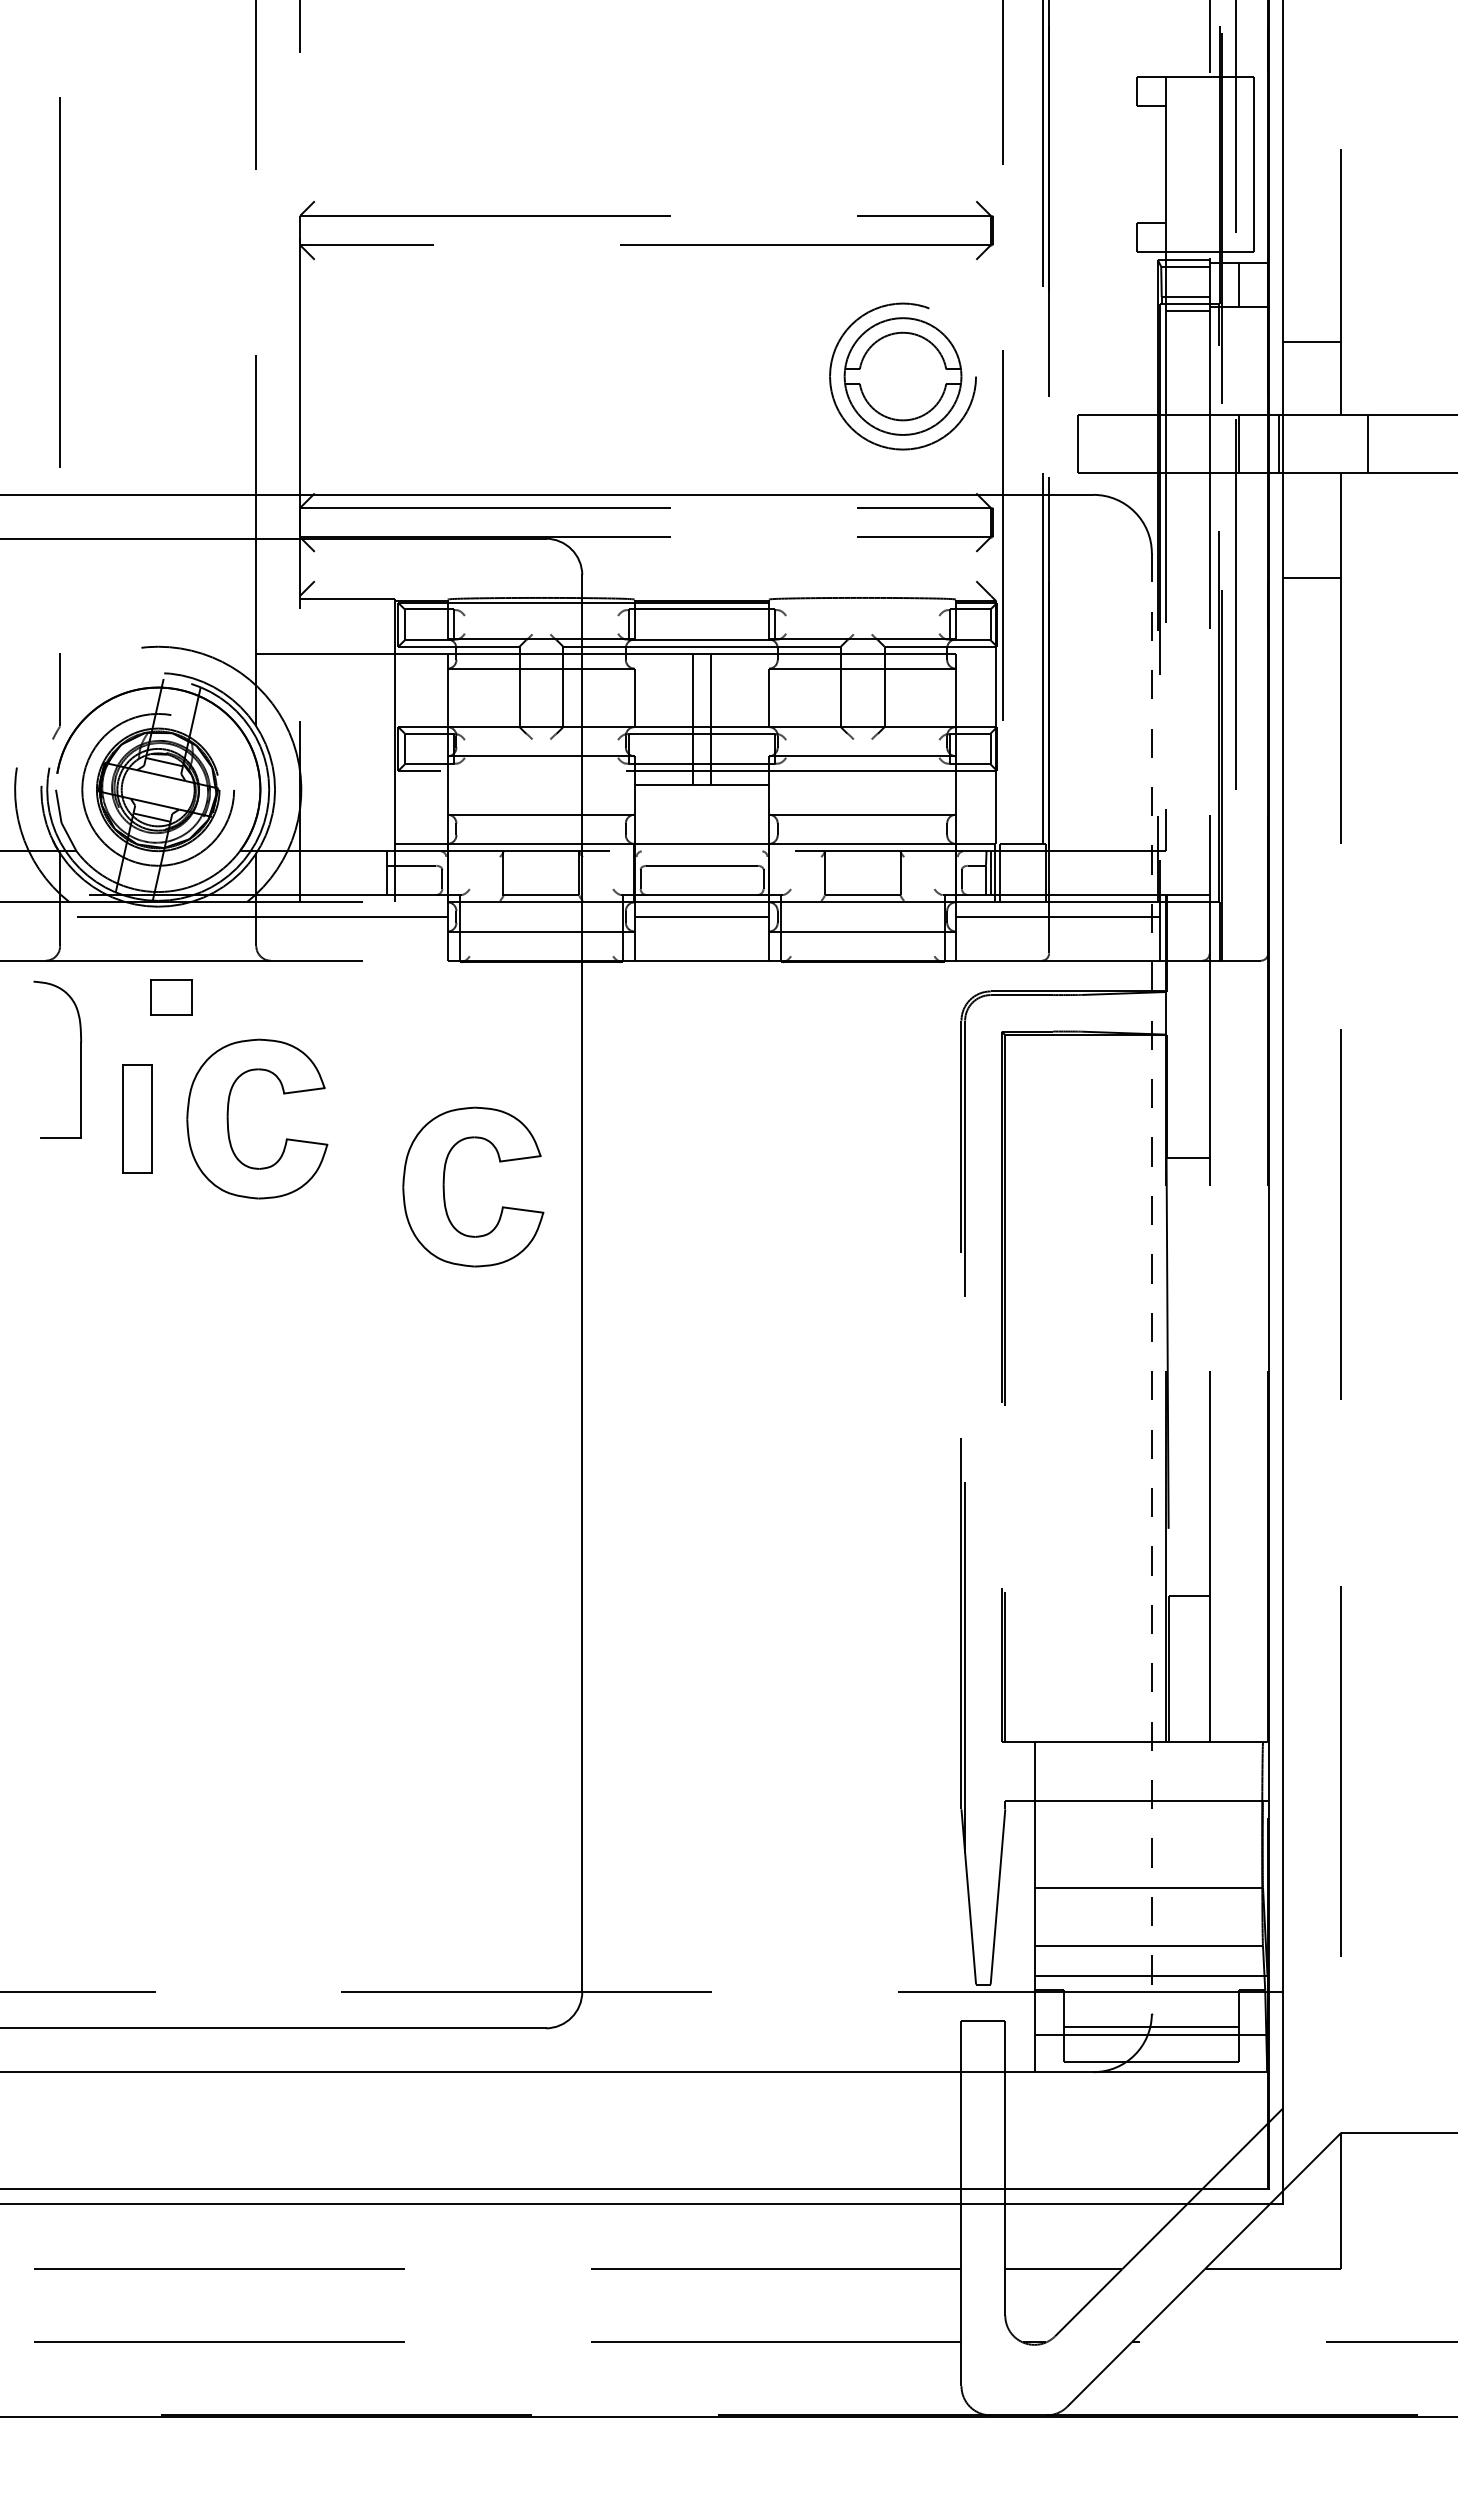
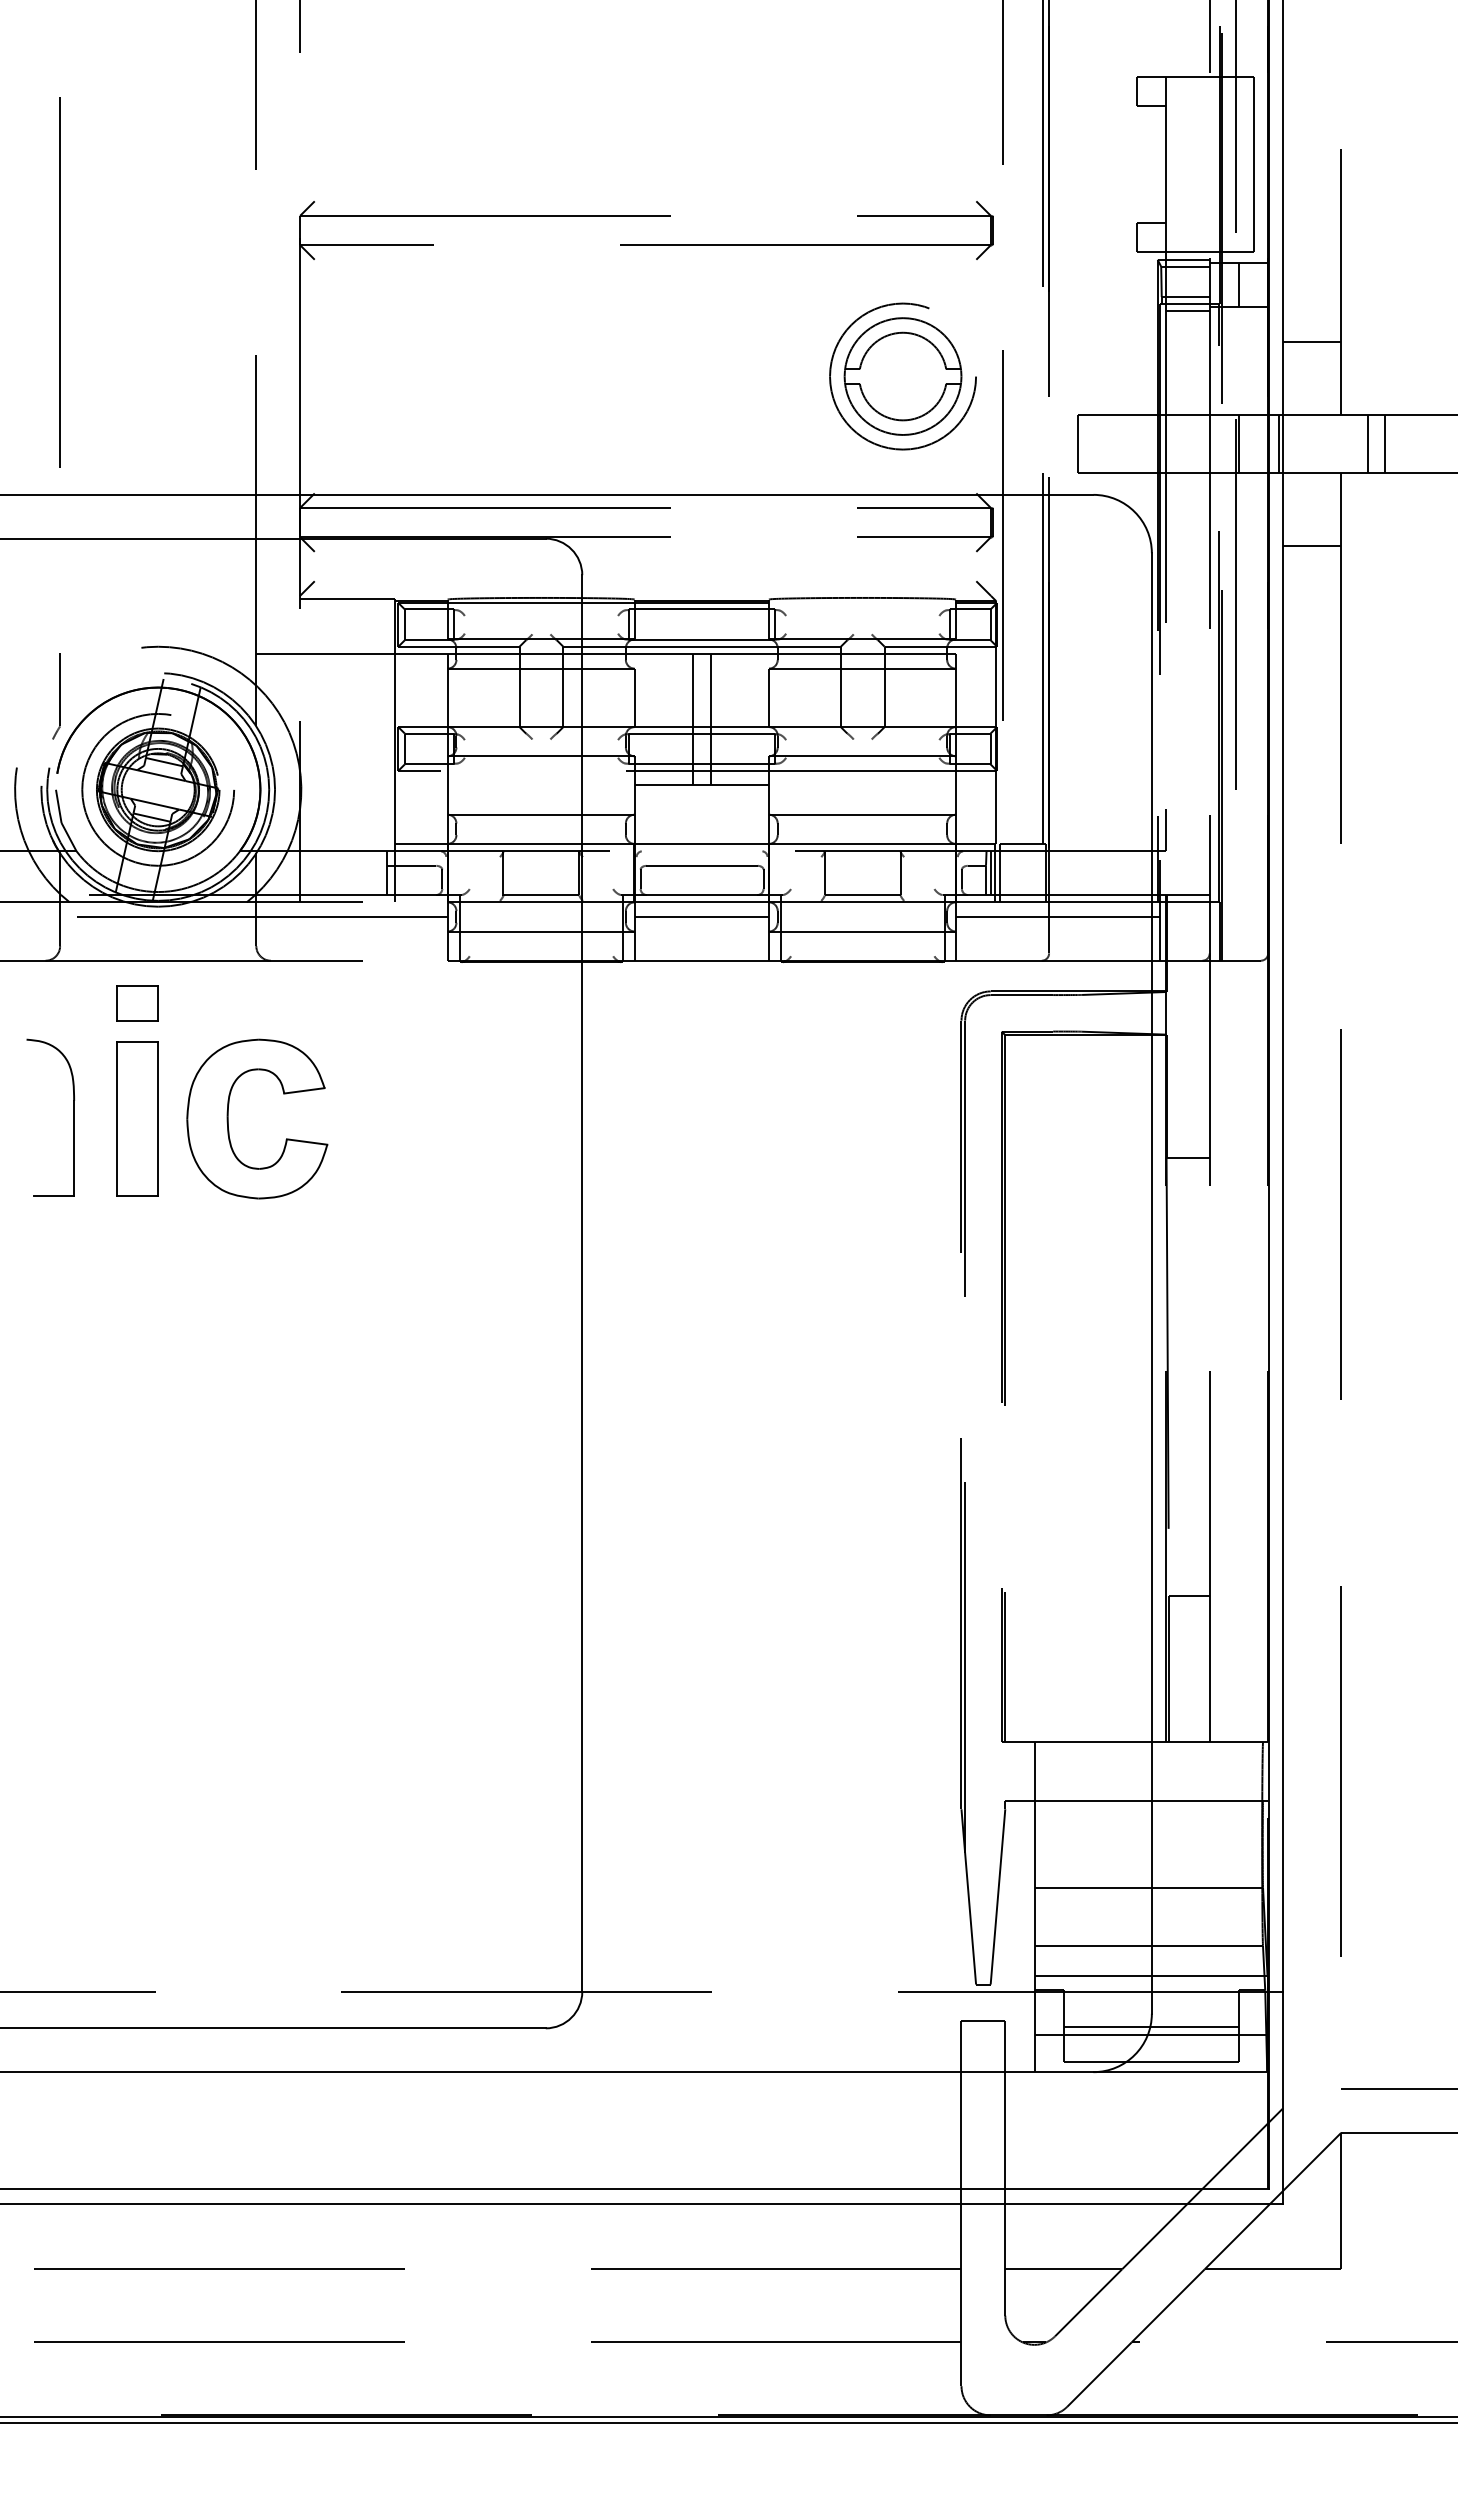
line: none -> present (1385, 443)
line position: (1311, 577) -> (1311, 545) (1311, 545)
part position: (171, 997) -> (137, 1003) (137, 1003)
part position: (80, 1059) -> (73, 1117) (73, 1117)
part size: 31x110 px -> 43x156 px (137, 1118)
part: present -> none (444, 1186)
line: dashed -> solid (1151, 1284)
line: none -> present (1397, 2089)
line: none -> present (728, 2423)
